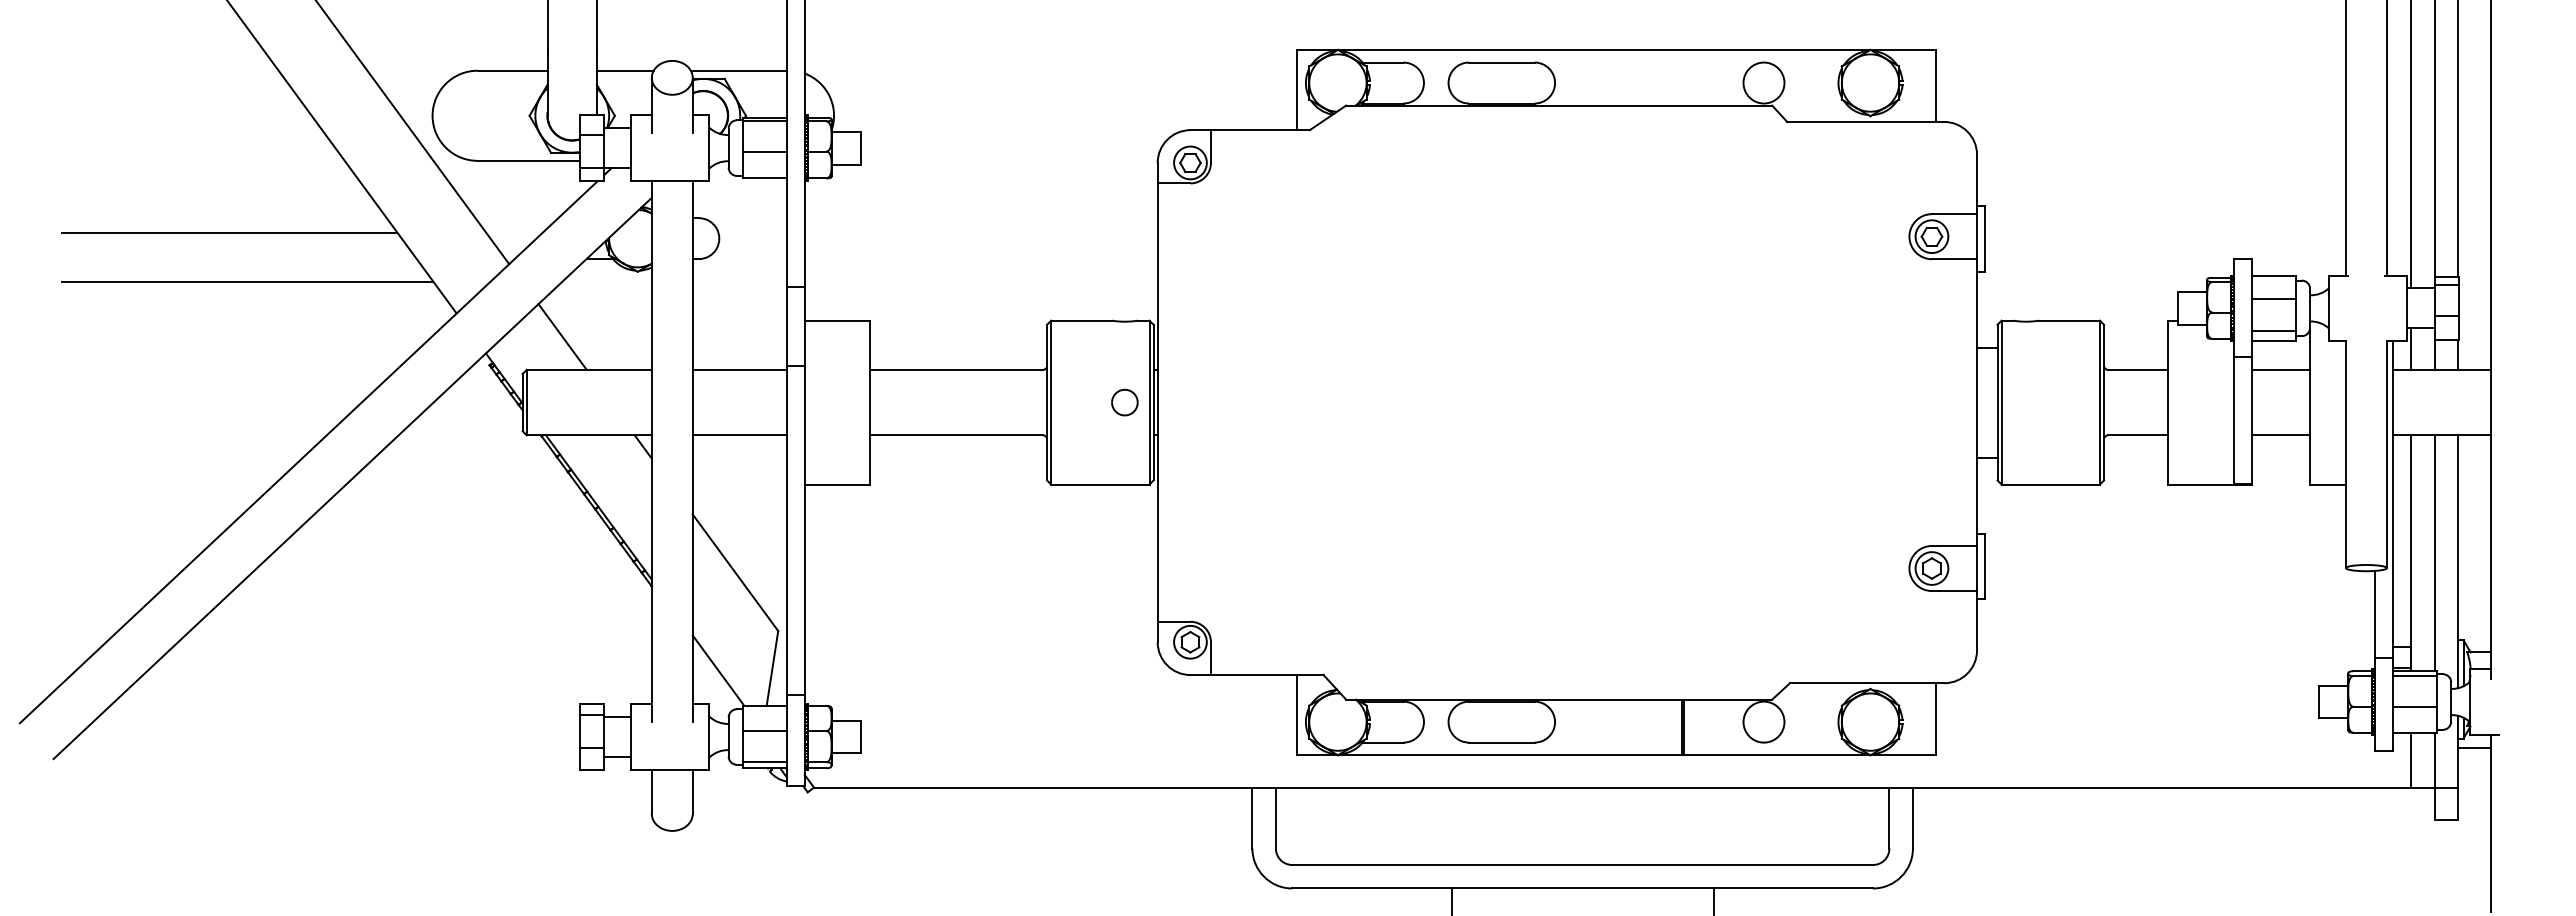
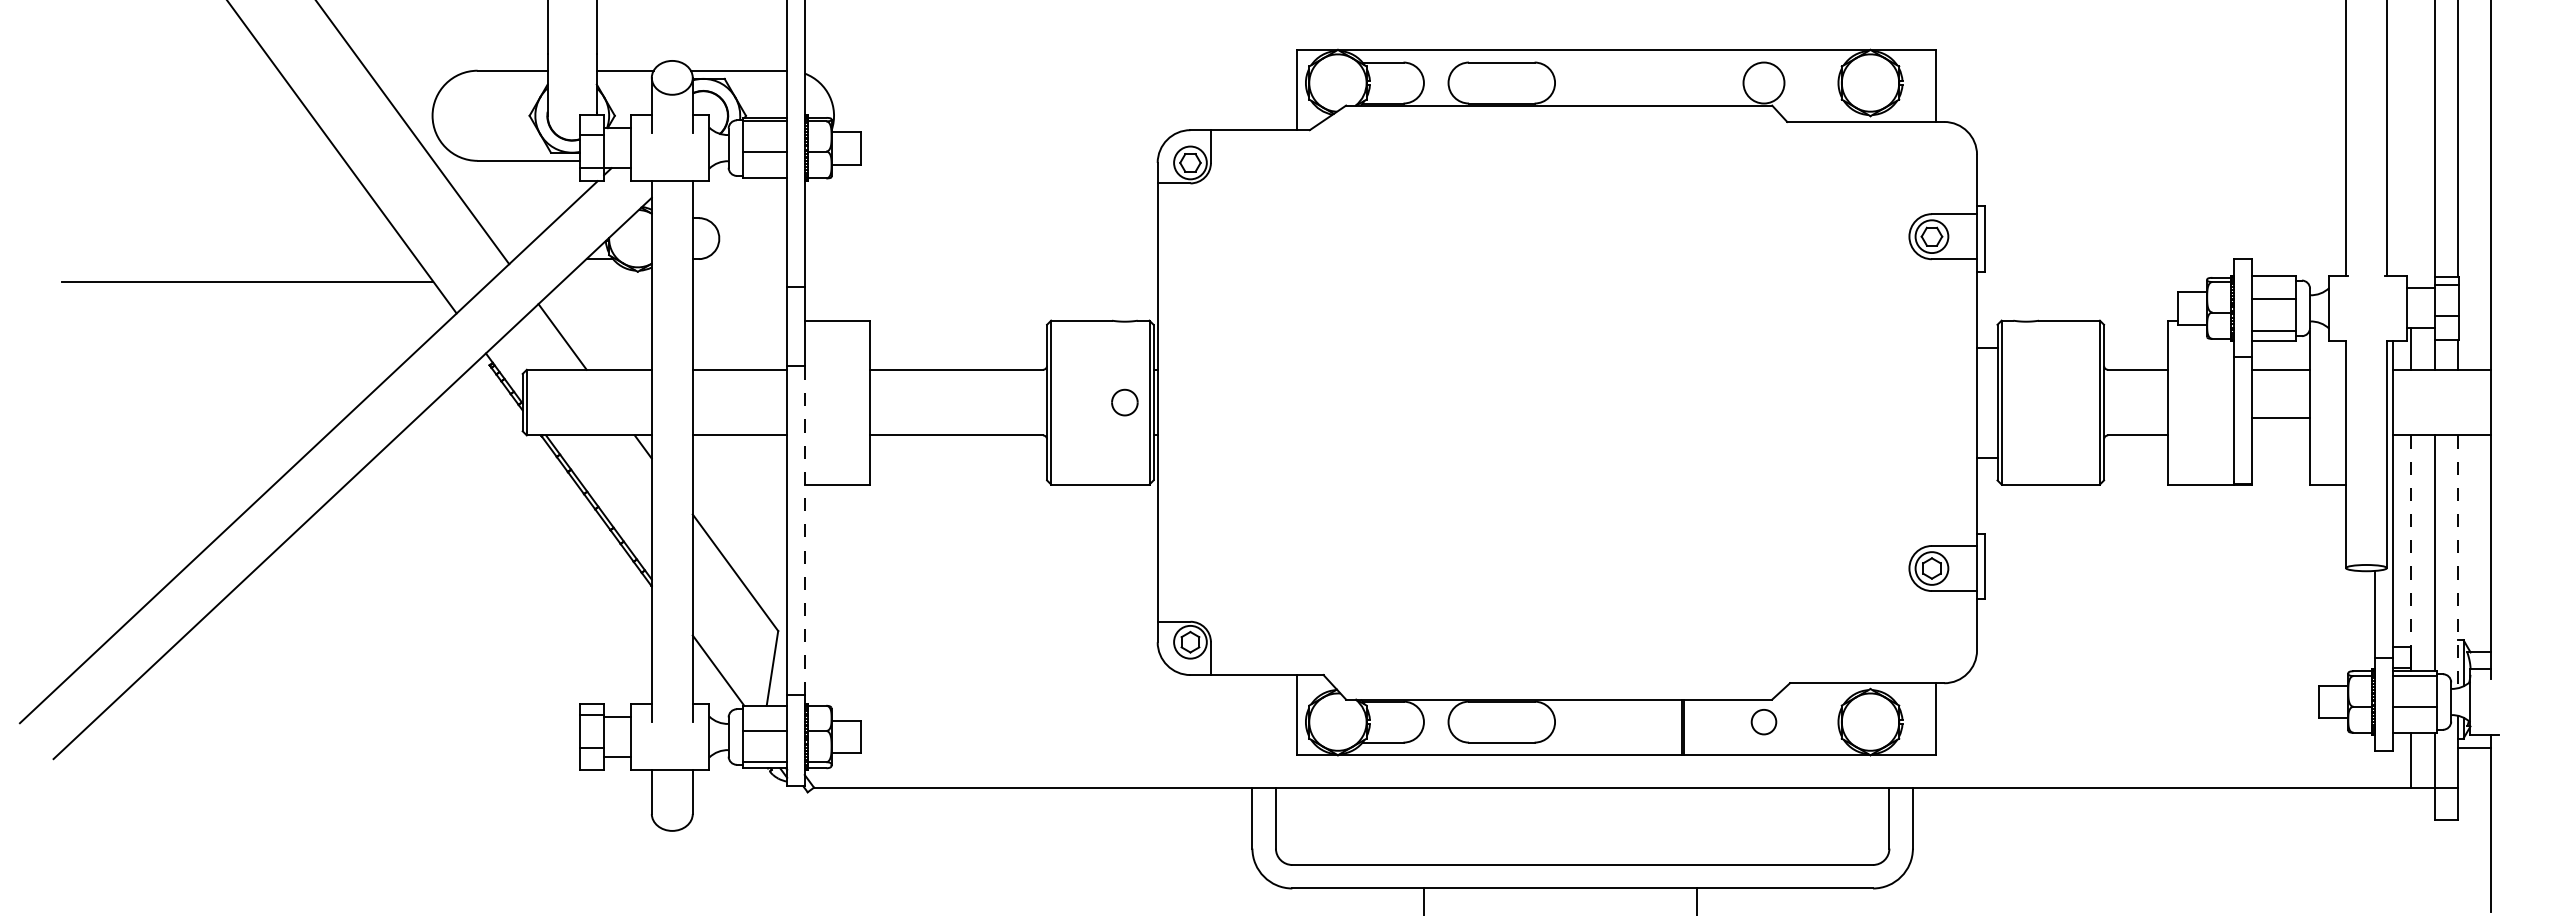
line: present -> none (2411, 145)
line: present -> none (229, 232)
line position: (2280, 435) -> (2280, 418) (2280, 418)
line: solid -> dashed (804, 529)
line: solid -> dashed (2411, 553)
line: solid -> dashed (2458, 562)
circle diameter: 41 px -> 25 px (1763, 721)
line position: (1451, 900) -> (1423, 900) (1423, 900)
line position: (1713, 900) -> (1696, 900) (1696, 900)
